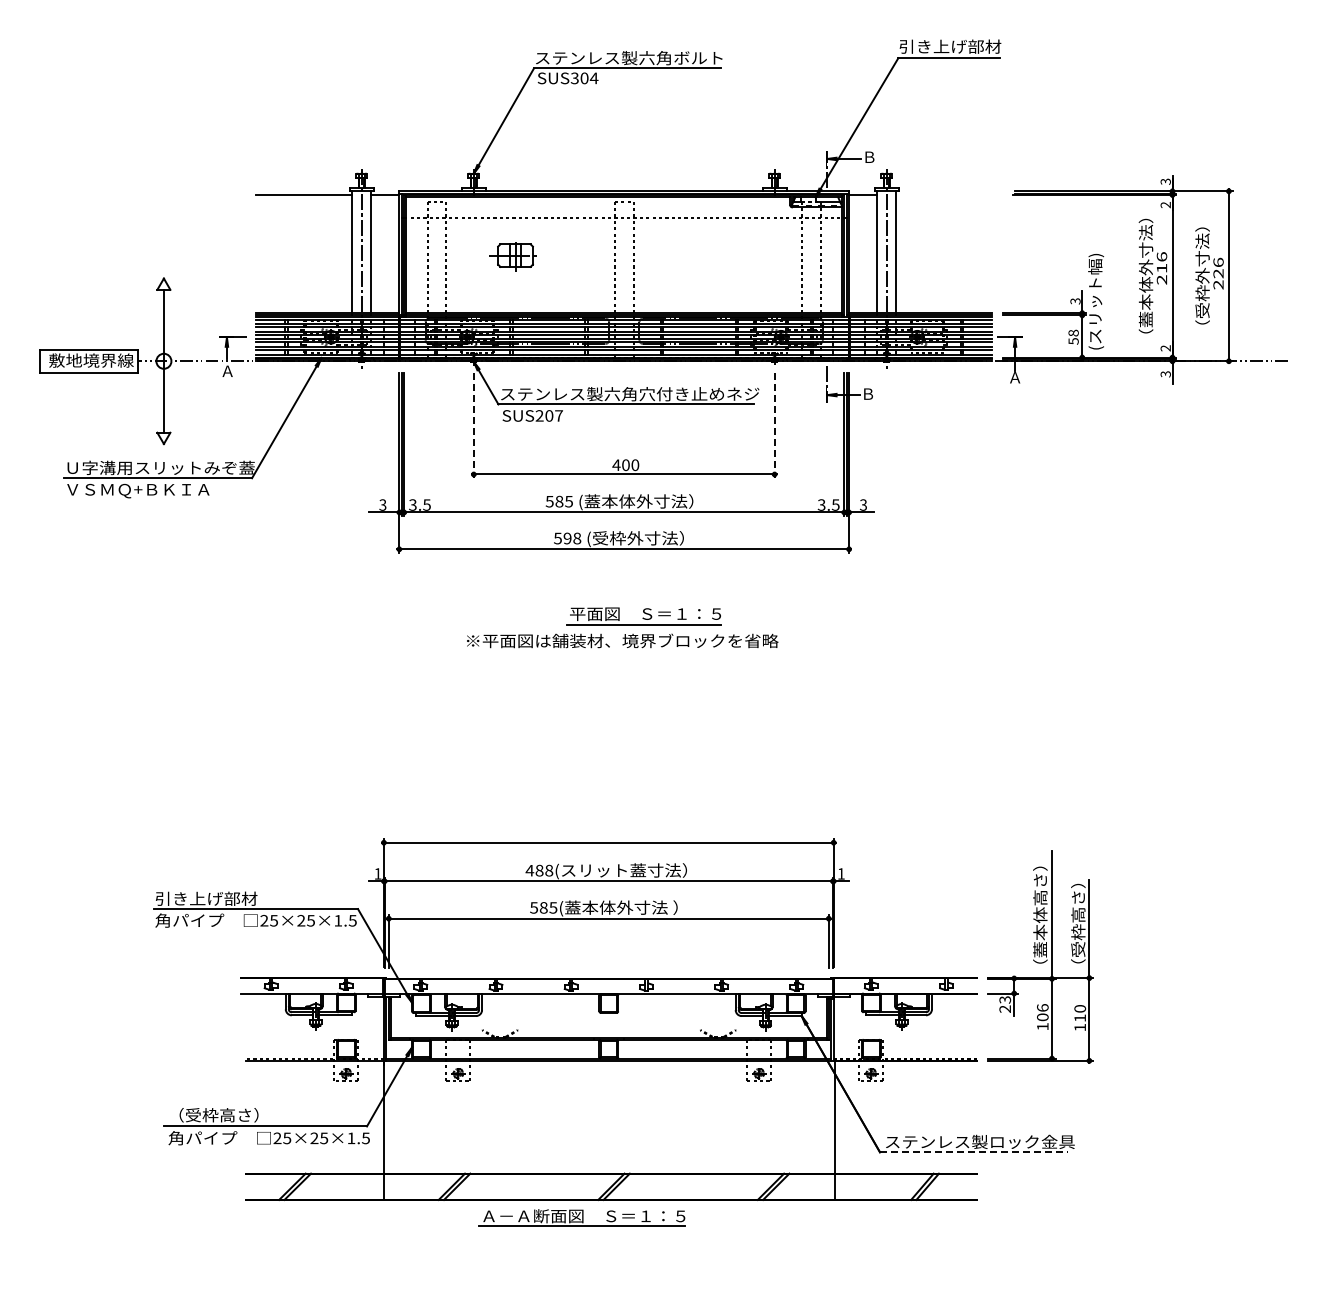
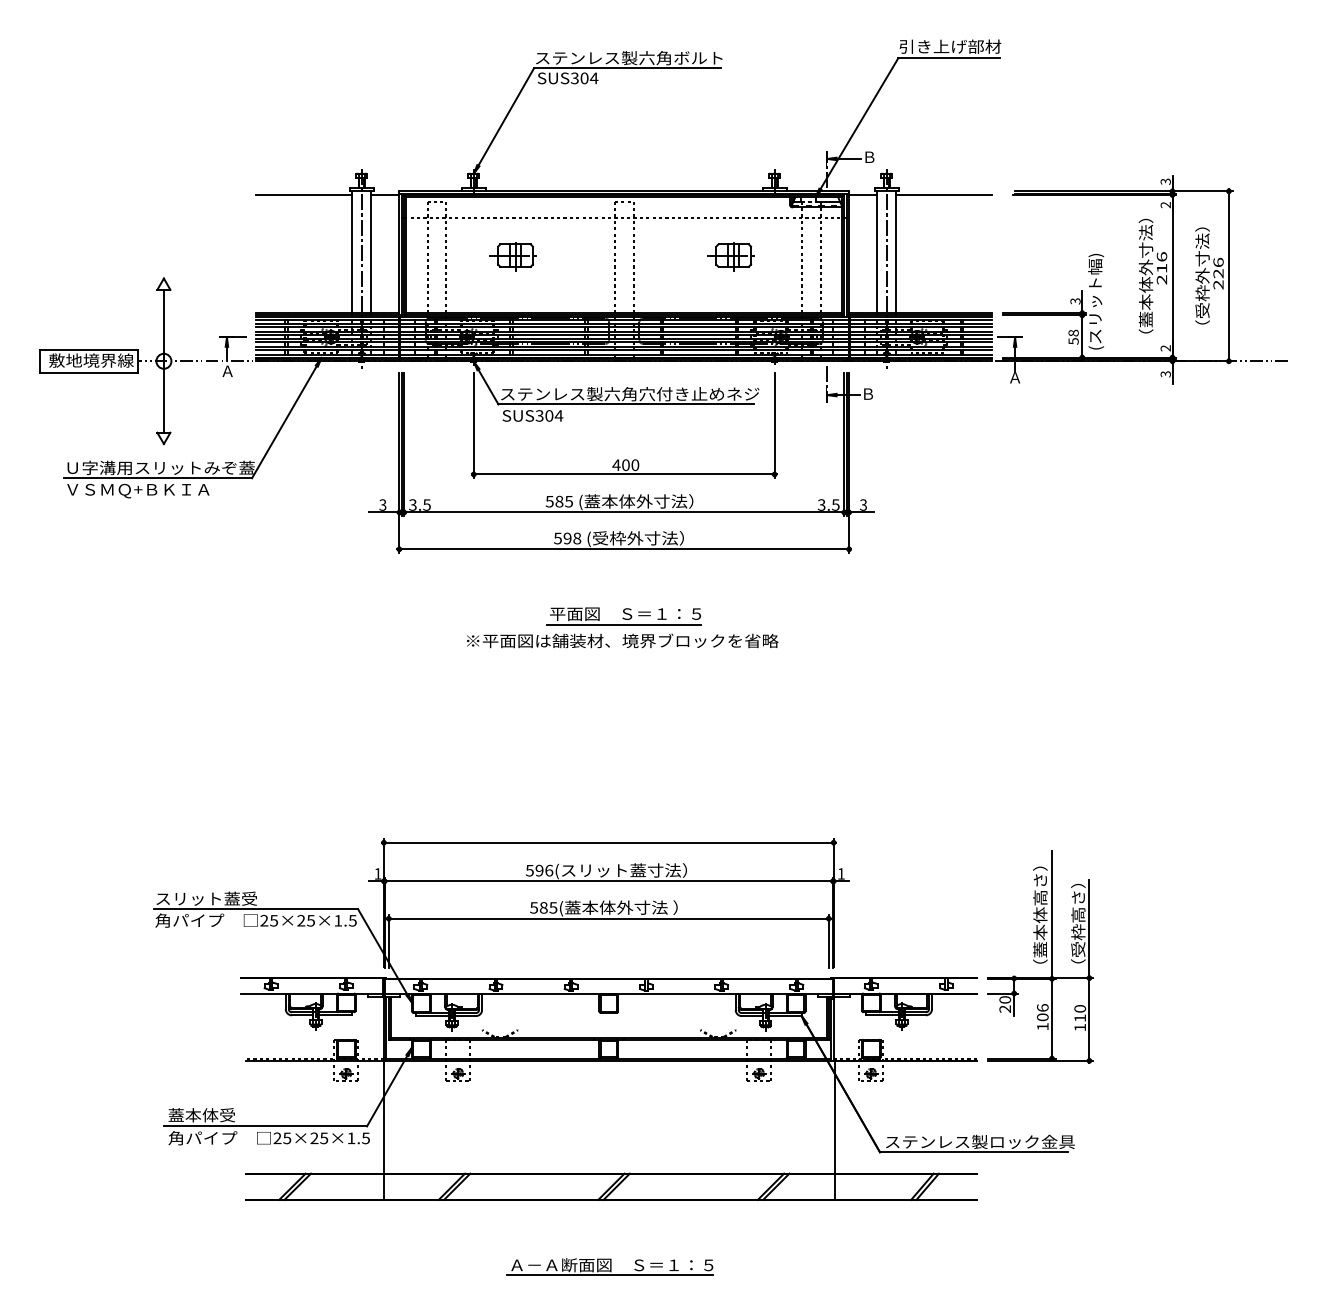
line: none -> present (944, 195)
part: none -> present (730, 256)
text: SUS207 -> SUS304 (549, 415)
line: dashed -> solid (473, 425)
line: dashed -> solid (774, 425)
part position: (643, 616) -> (623, 616) (623, 616)
text: 488( -> 596( (539, 870)
text: 引き上げ部材 -> スリット蓋受 (206, 898)
text: 23 -> 20 (1004, 999)
text: （受枠高さ） -> 蓋本体受 (213, 1115)
line: dashed -> solid (974, 1152)
part position: (581, 1217) -> (609, 1266) (609, 1266)
